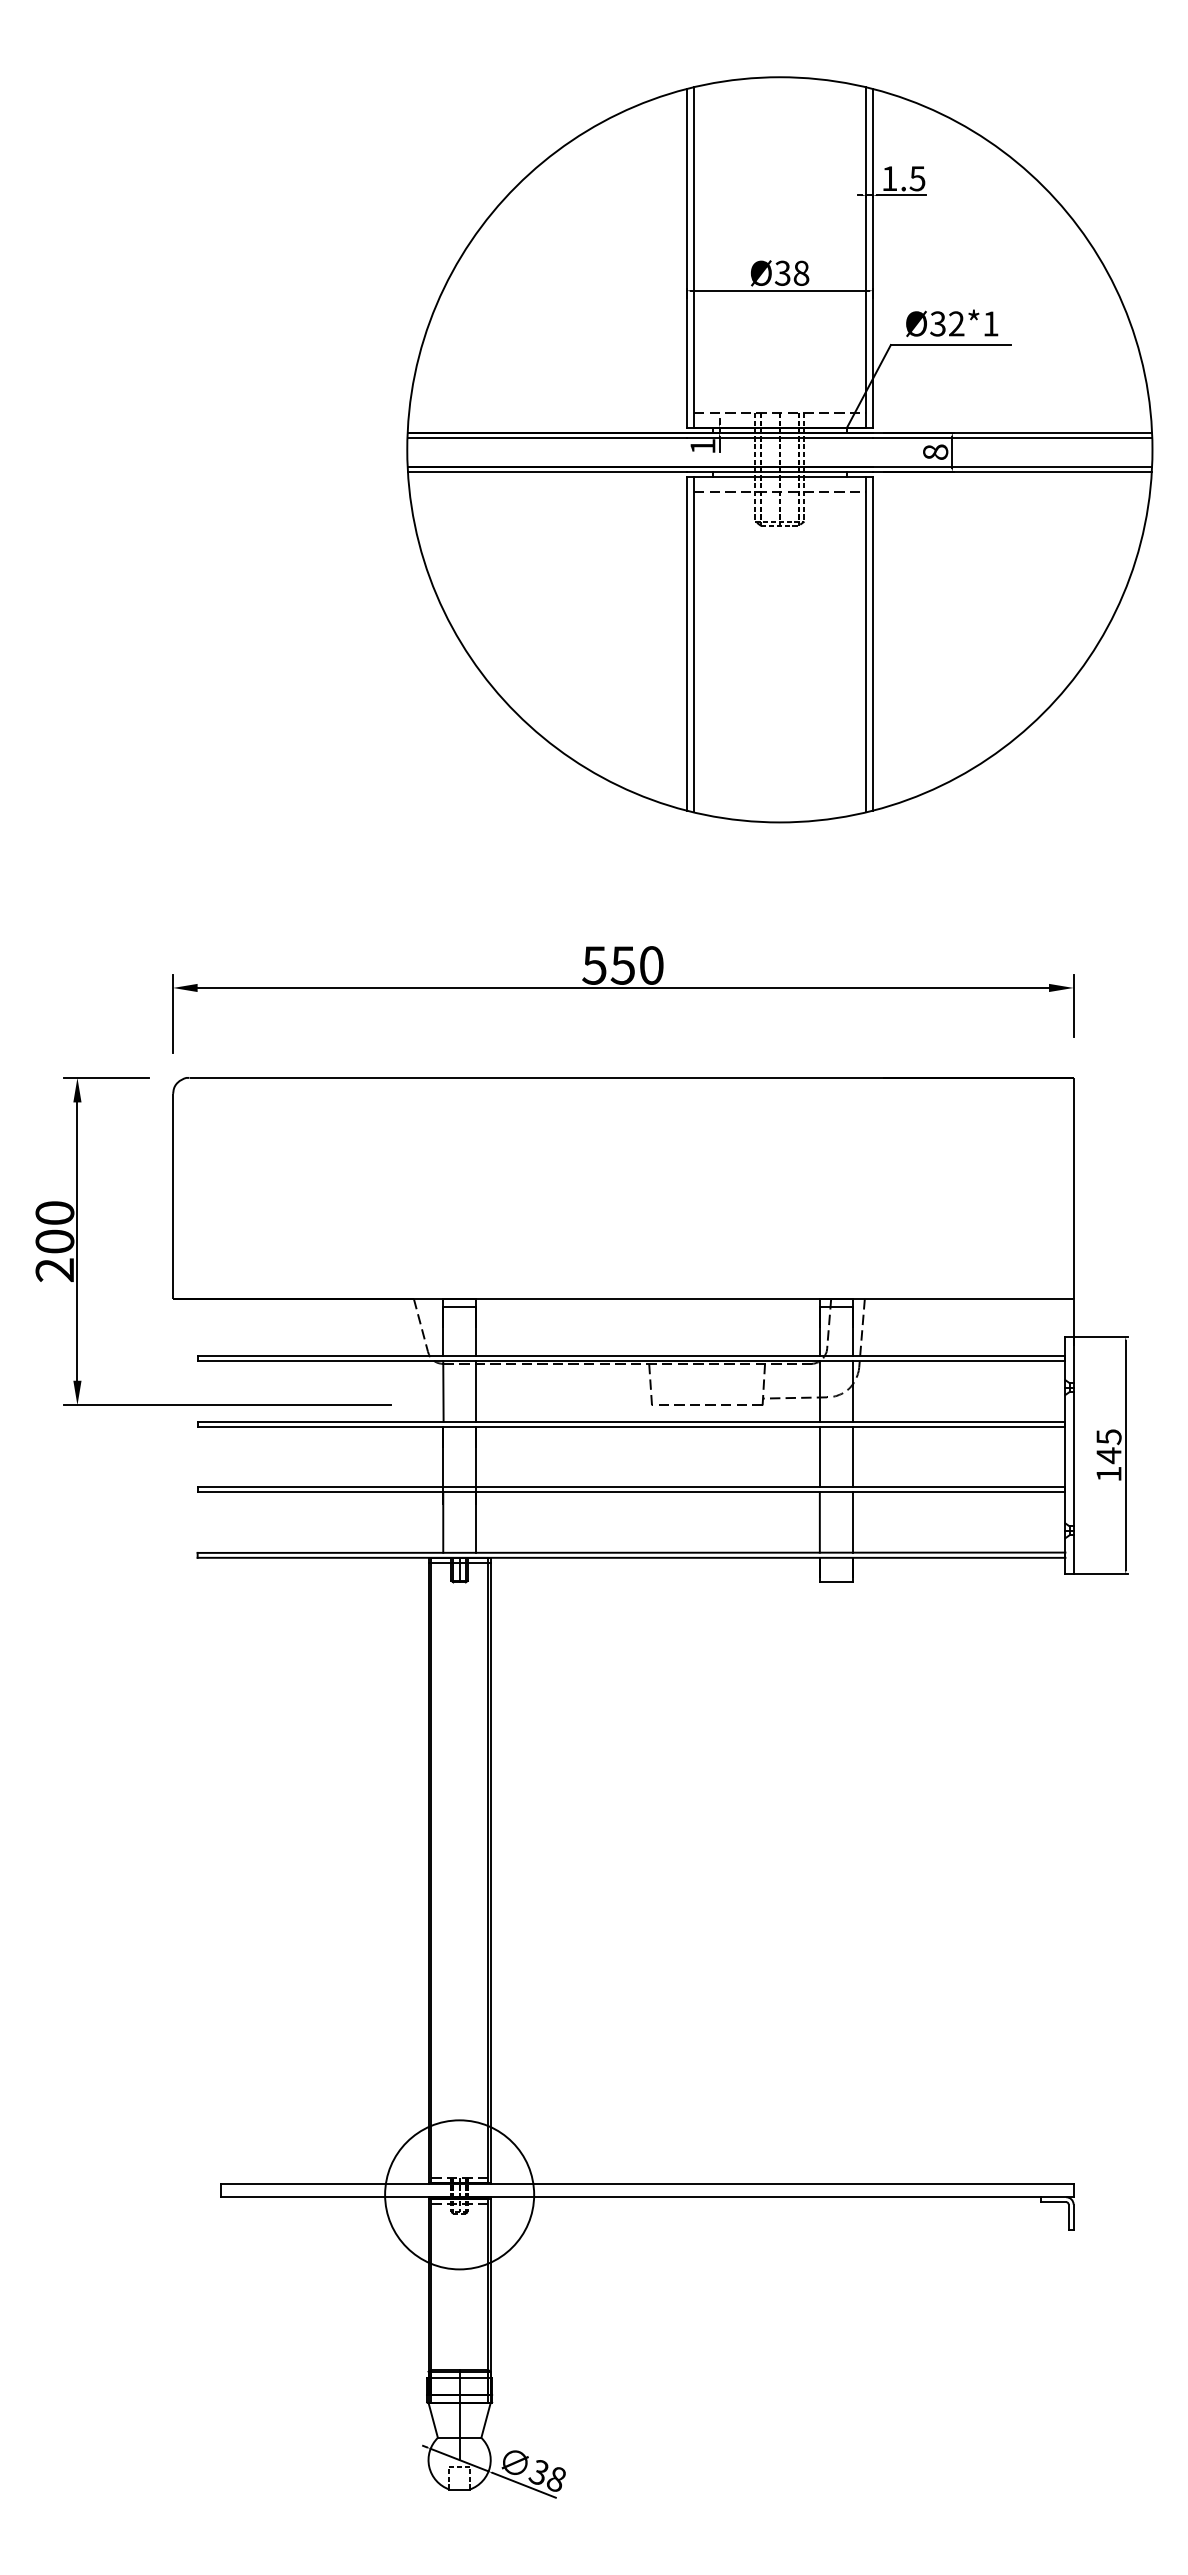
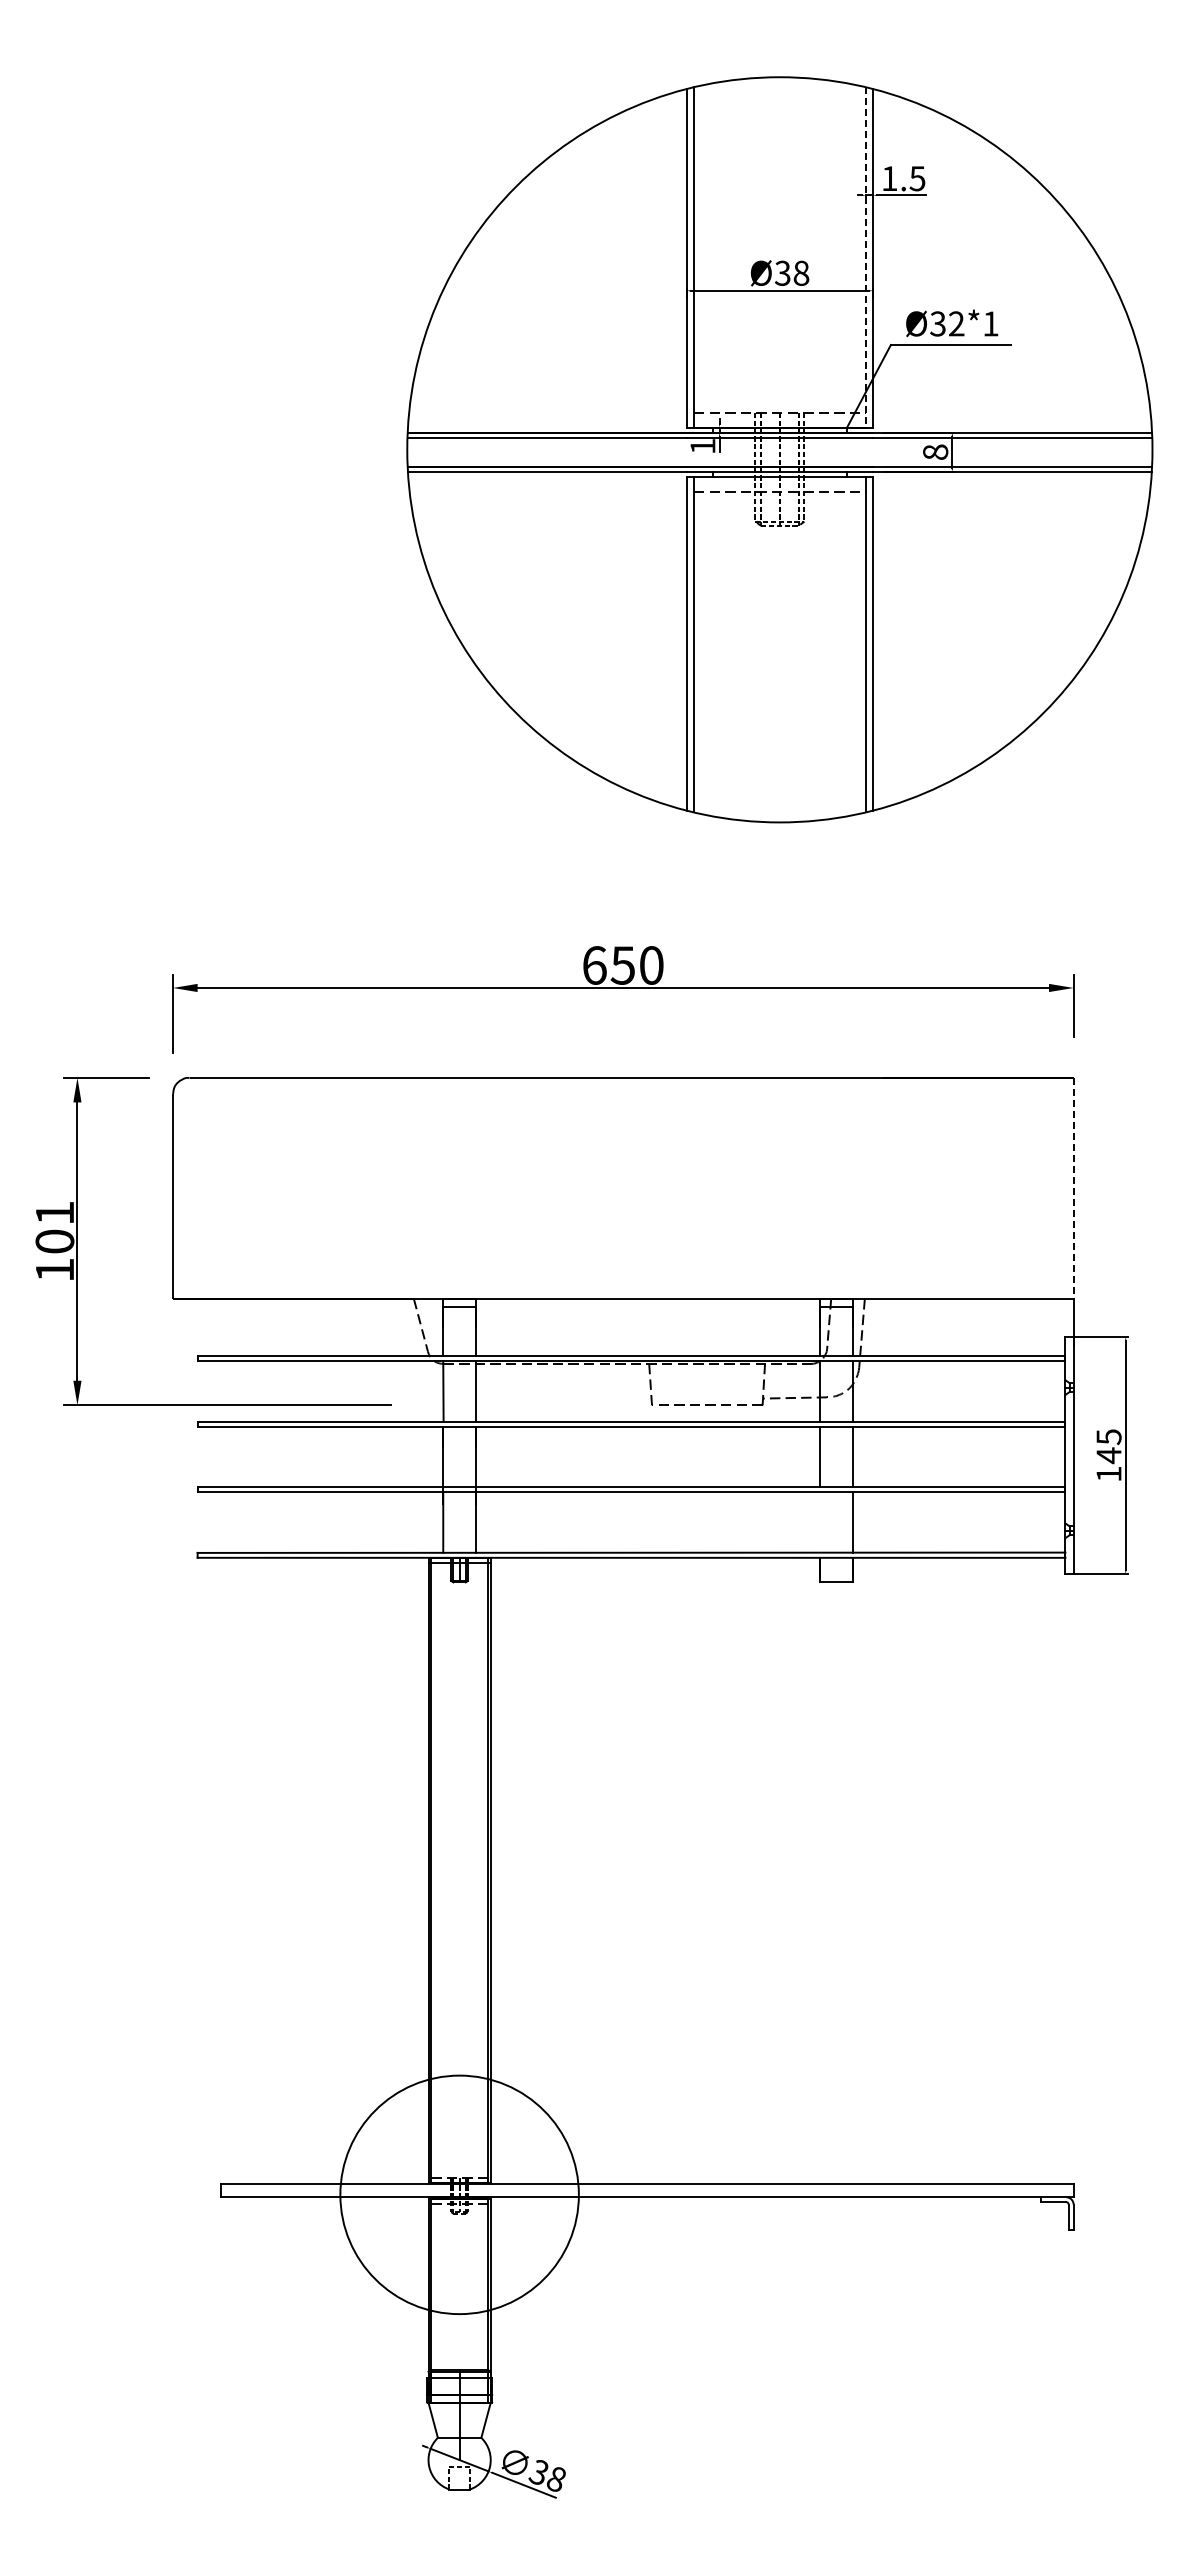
line: solid -> dashed (865, 258)
text: 550 -> 650 (594, 965)
line: solid -> dashed (1073, 1188)
text: 200 -> 101 (54, 1241)
line: present -> none (819, 1522)
circle diameter: 149 px -> 239 px (459, 2194)
